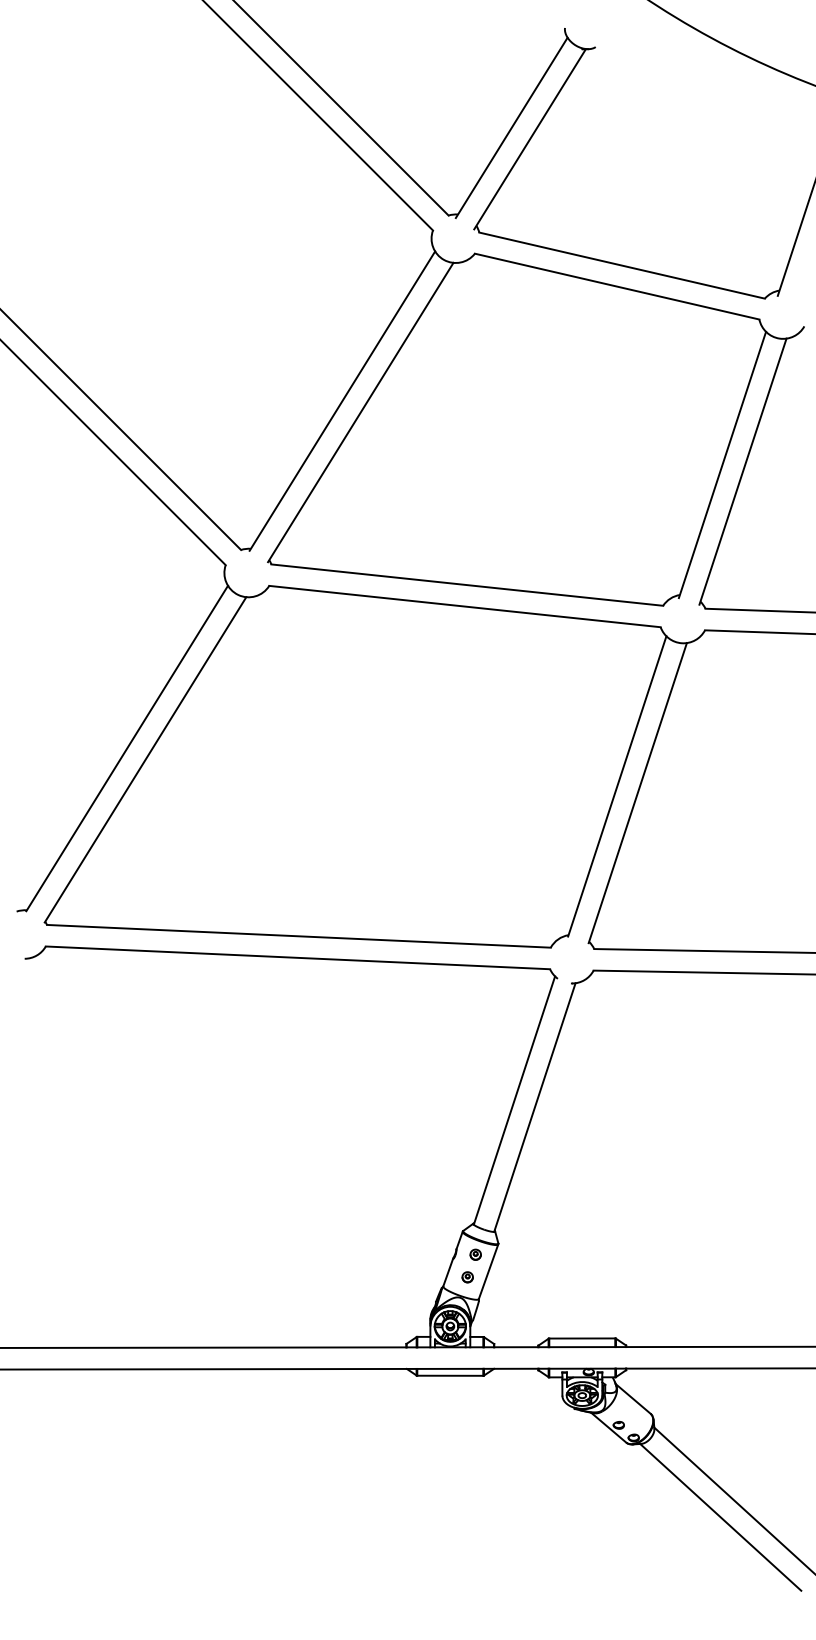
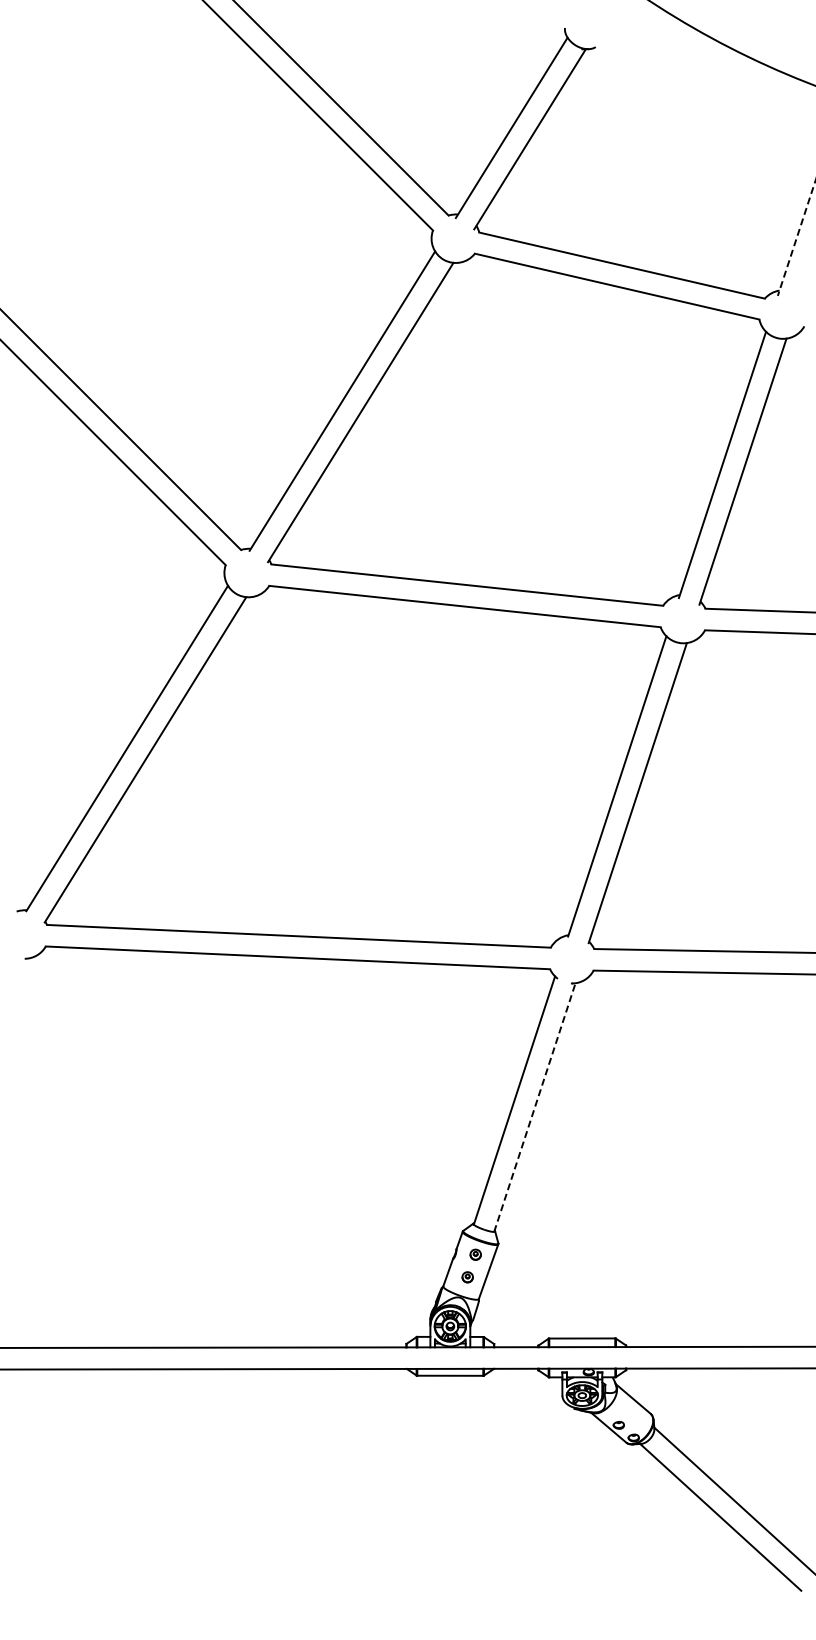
line: solid -> dashed (796, 238)
line: solid -> dashed (534, 1107)
